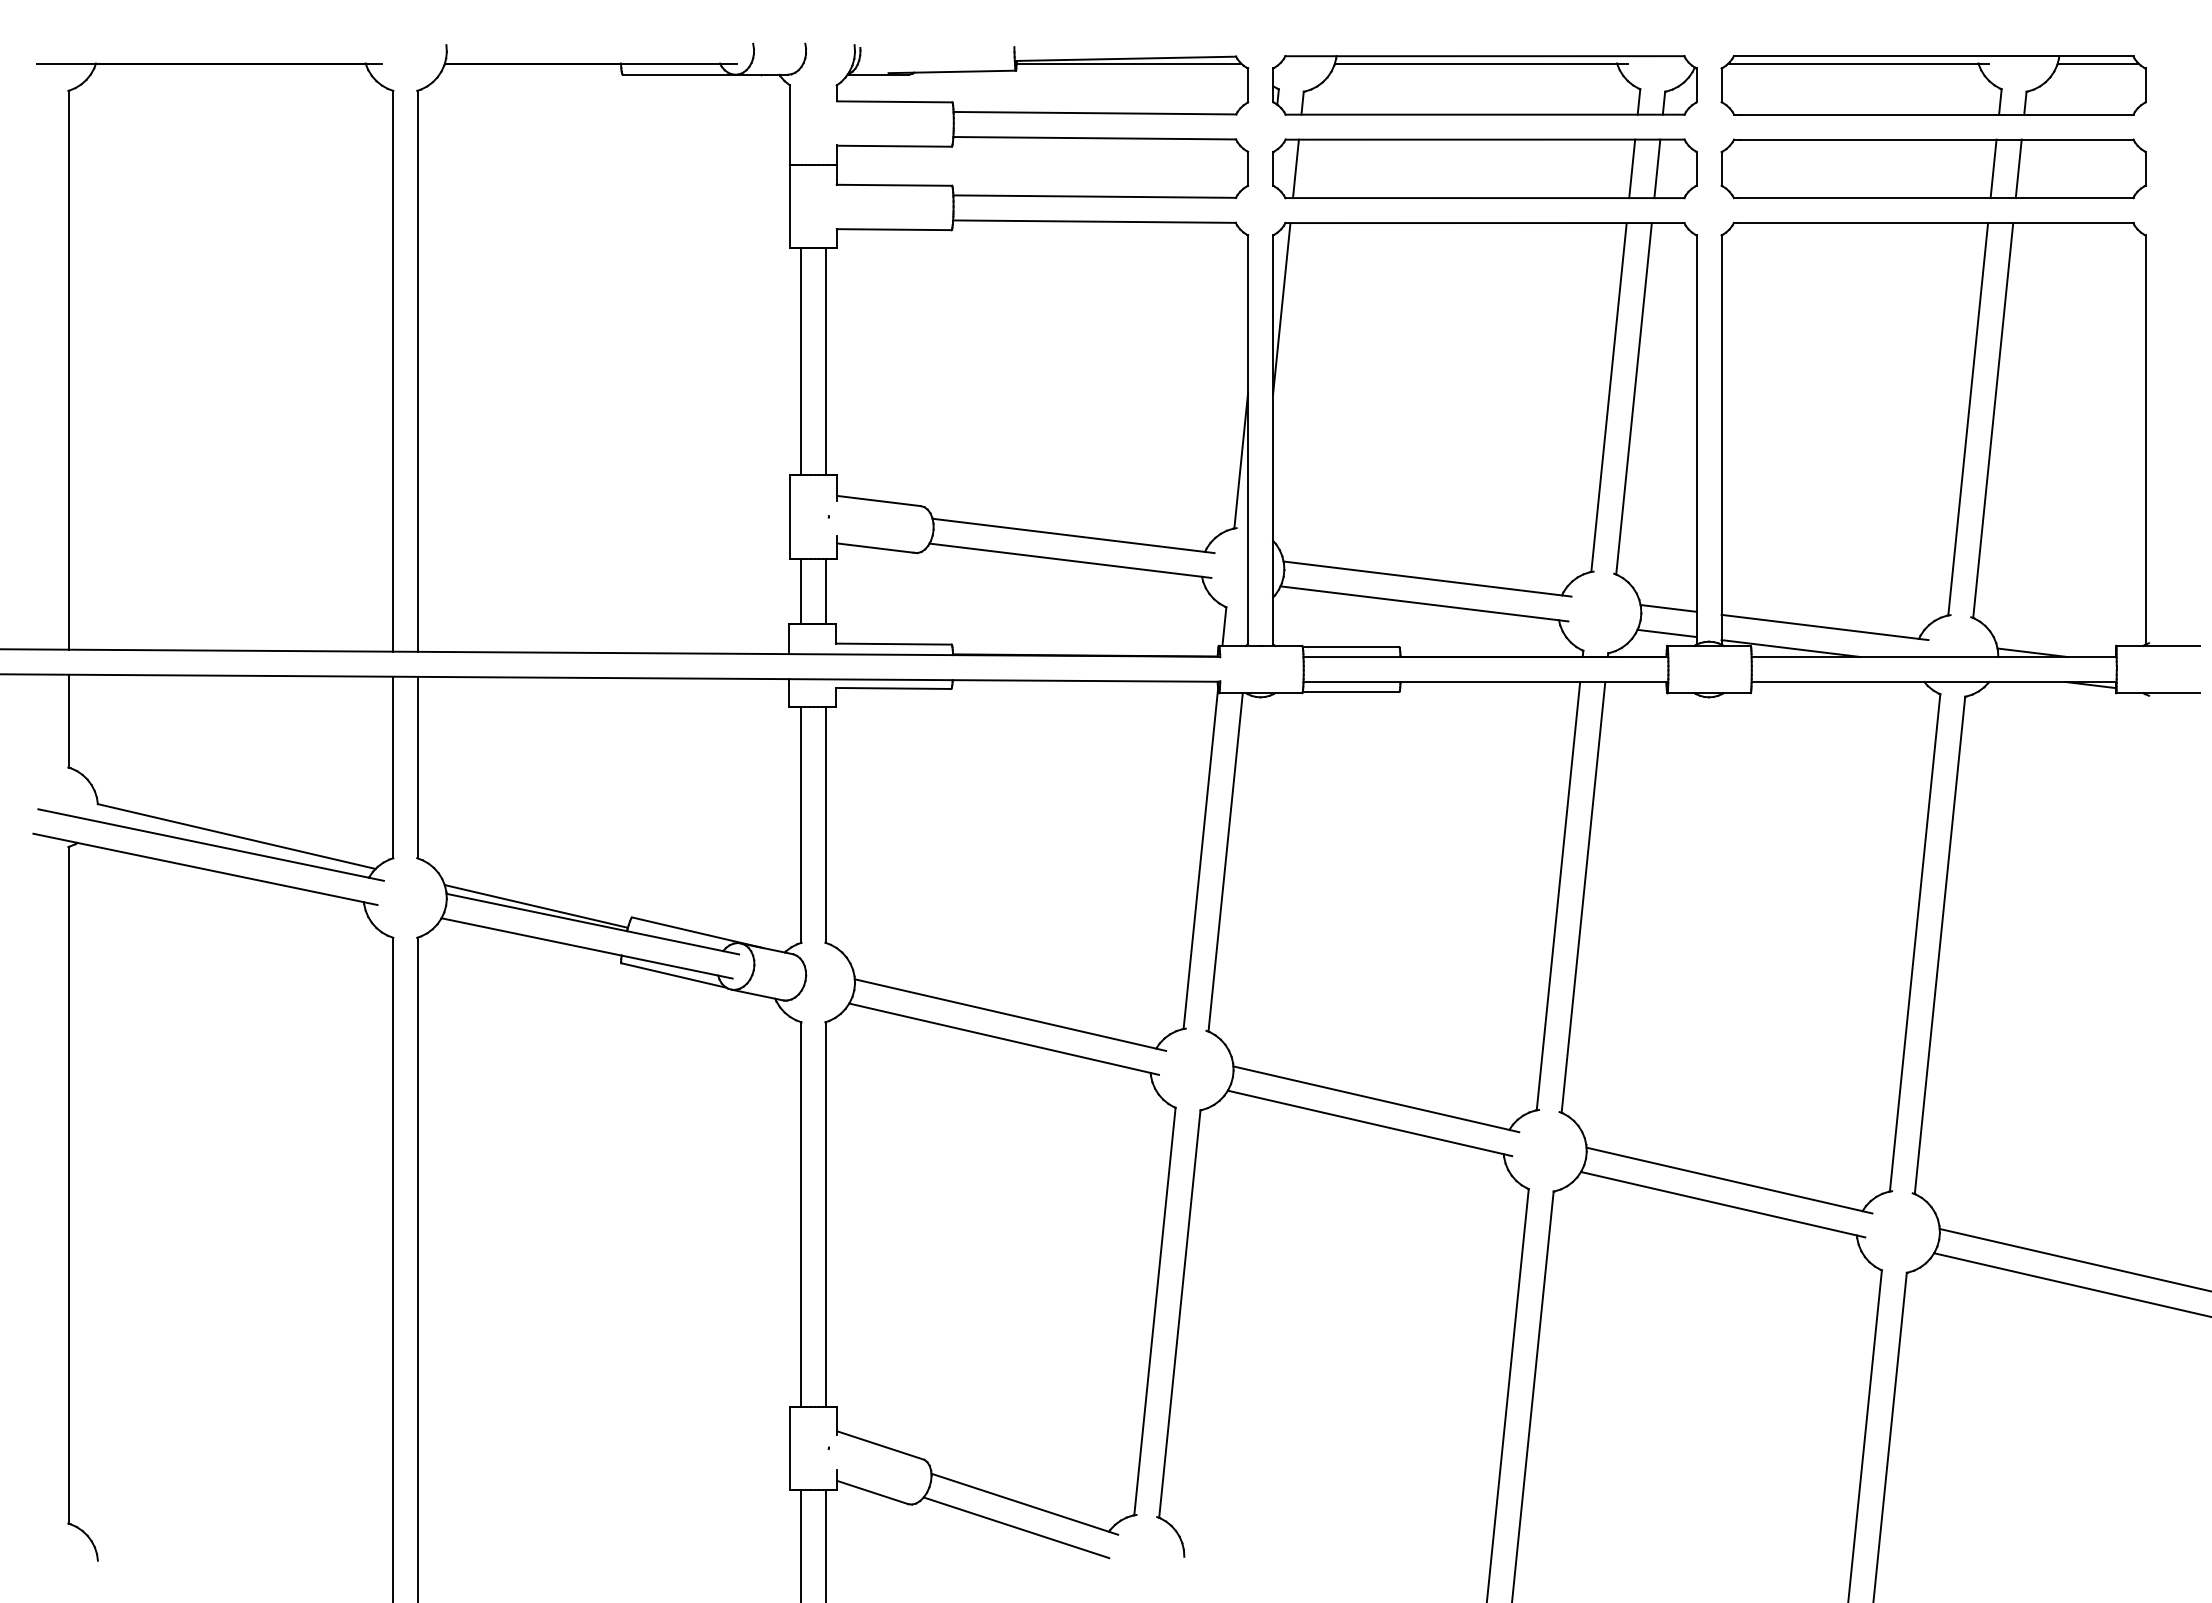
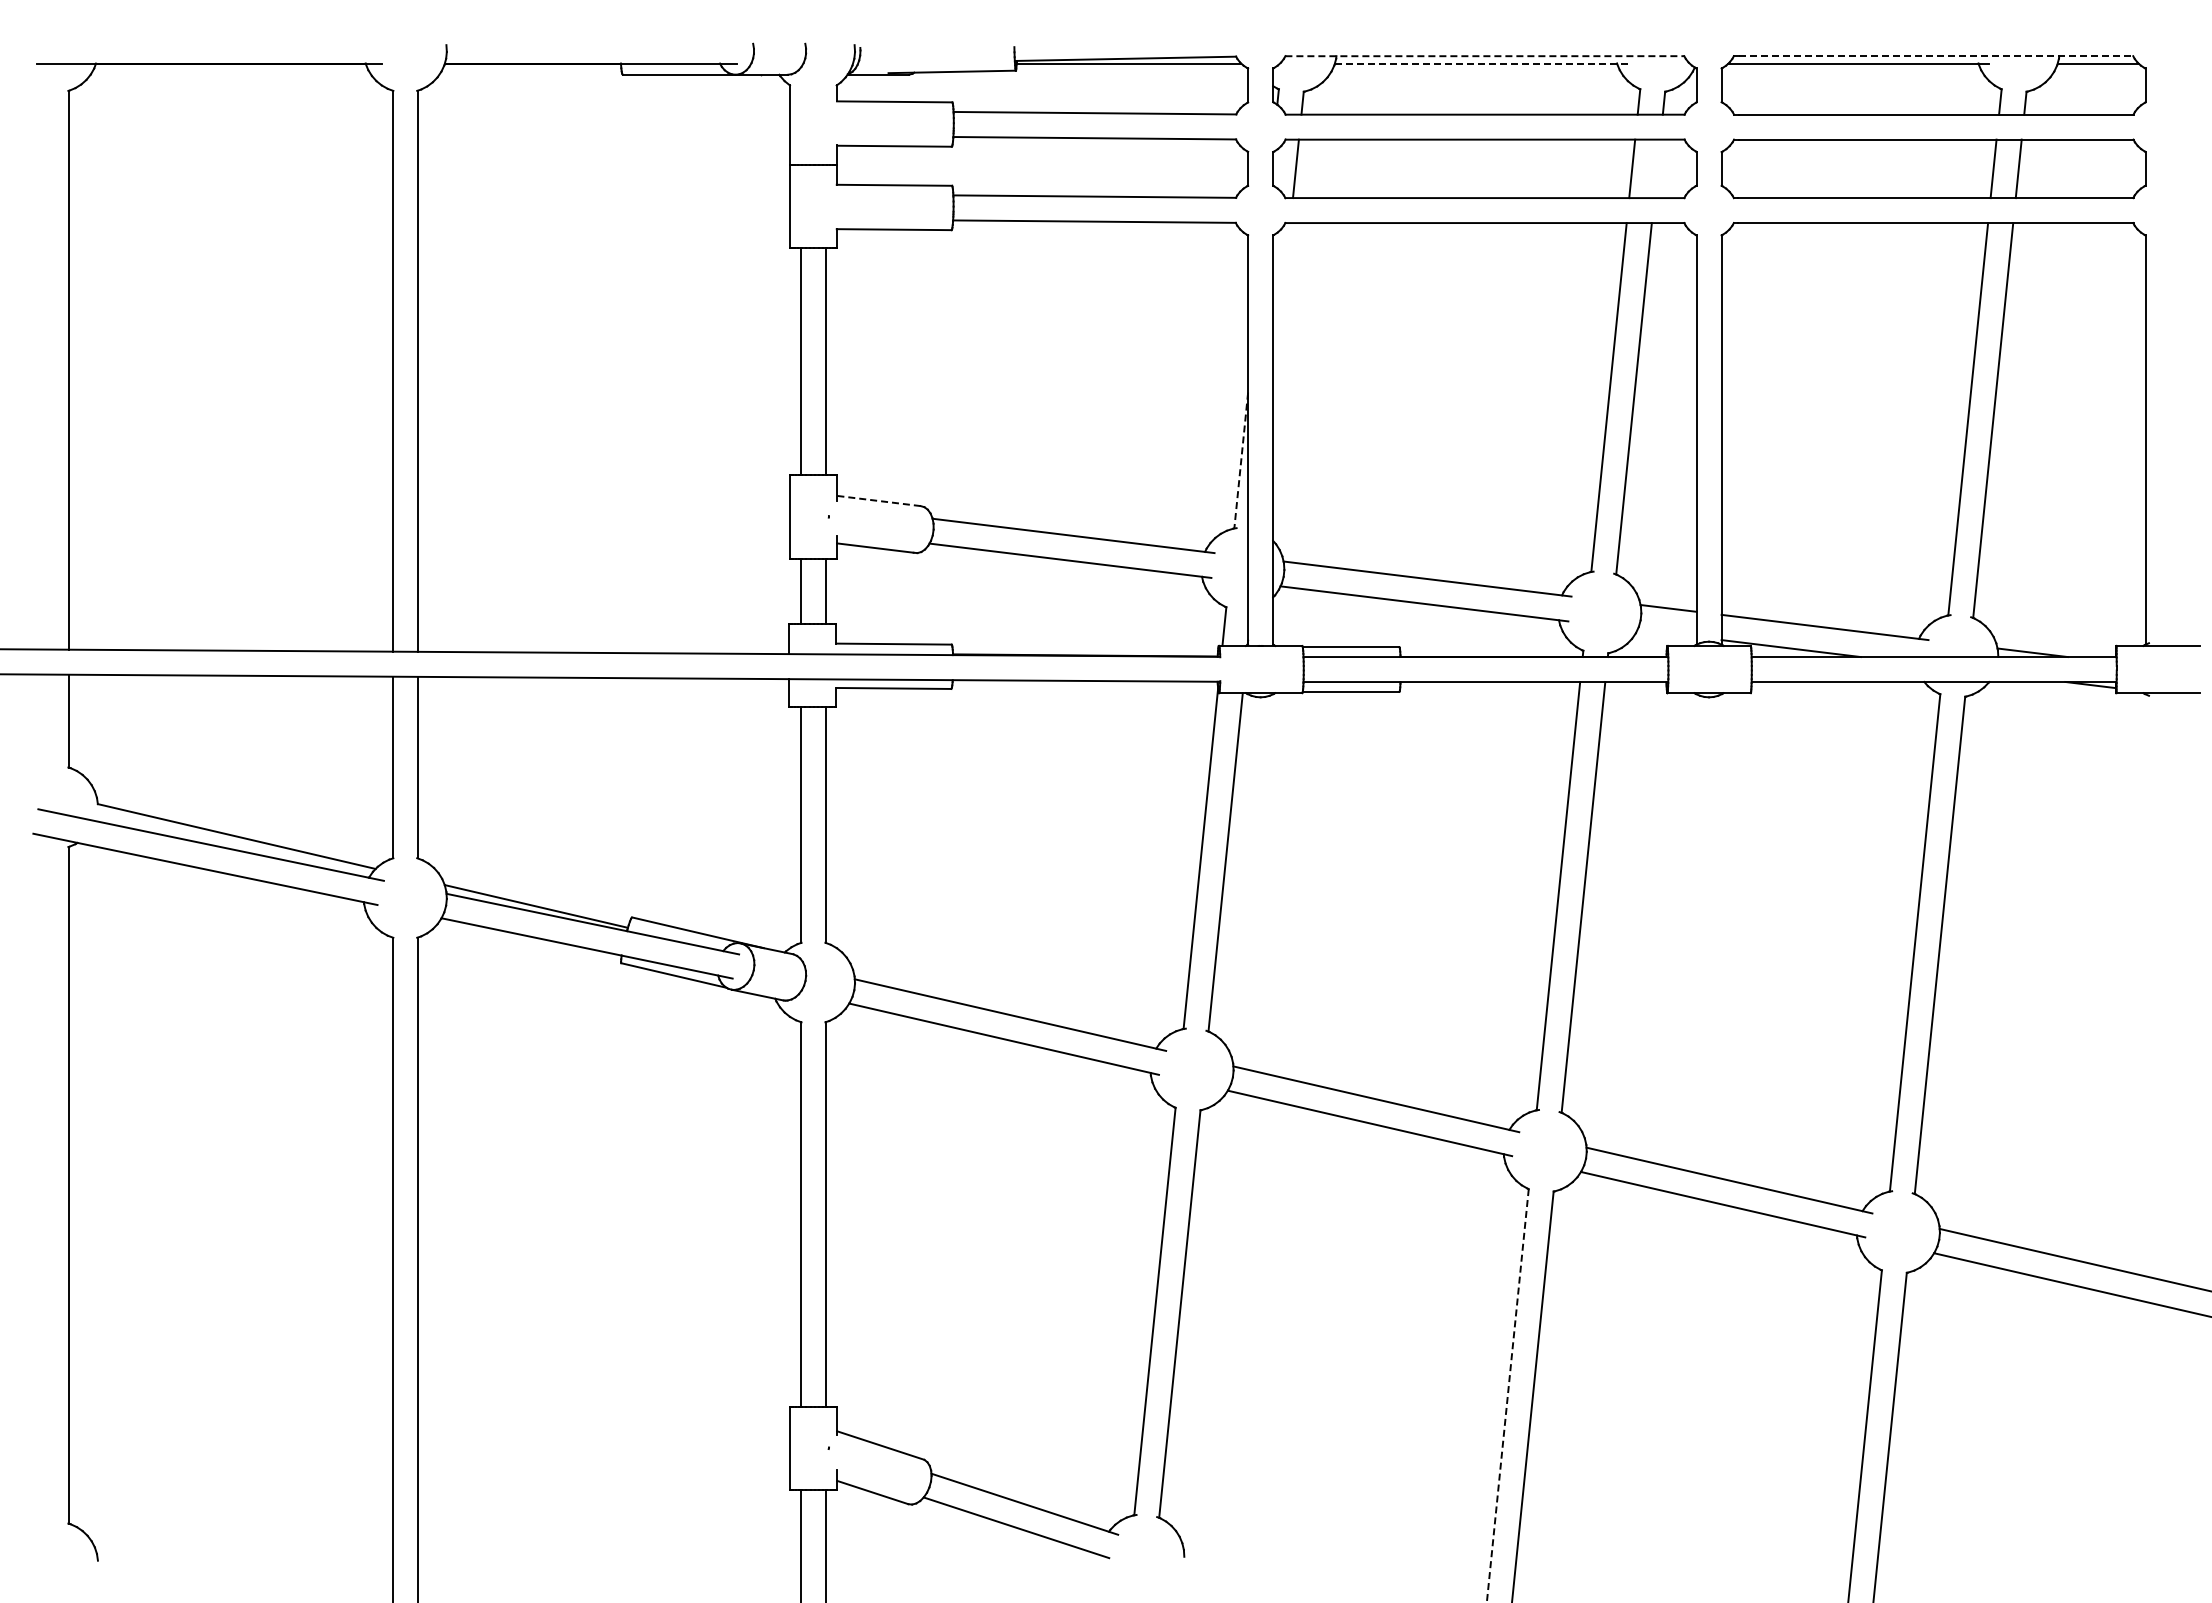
line: solid -> dashed (1484, 56)
line: solid -> dashed (1936, 56)
line: solid -> dashed (1481, 63)
line: present -> none (1657, 168)
line: present -> none (1281, 308)
line: solid -> dashed (1241, 461)
line: solid -> dashed (878, 500)
line: present -> none (1666, 633)
line: solid -> dashed (1507, 1395)
